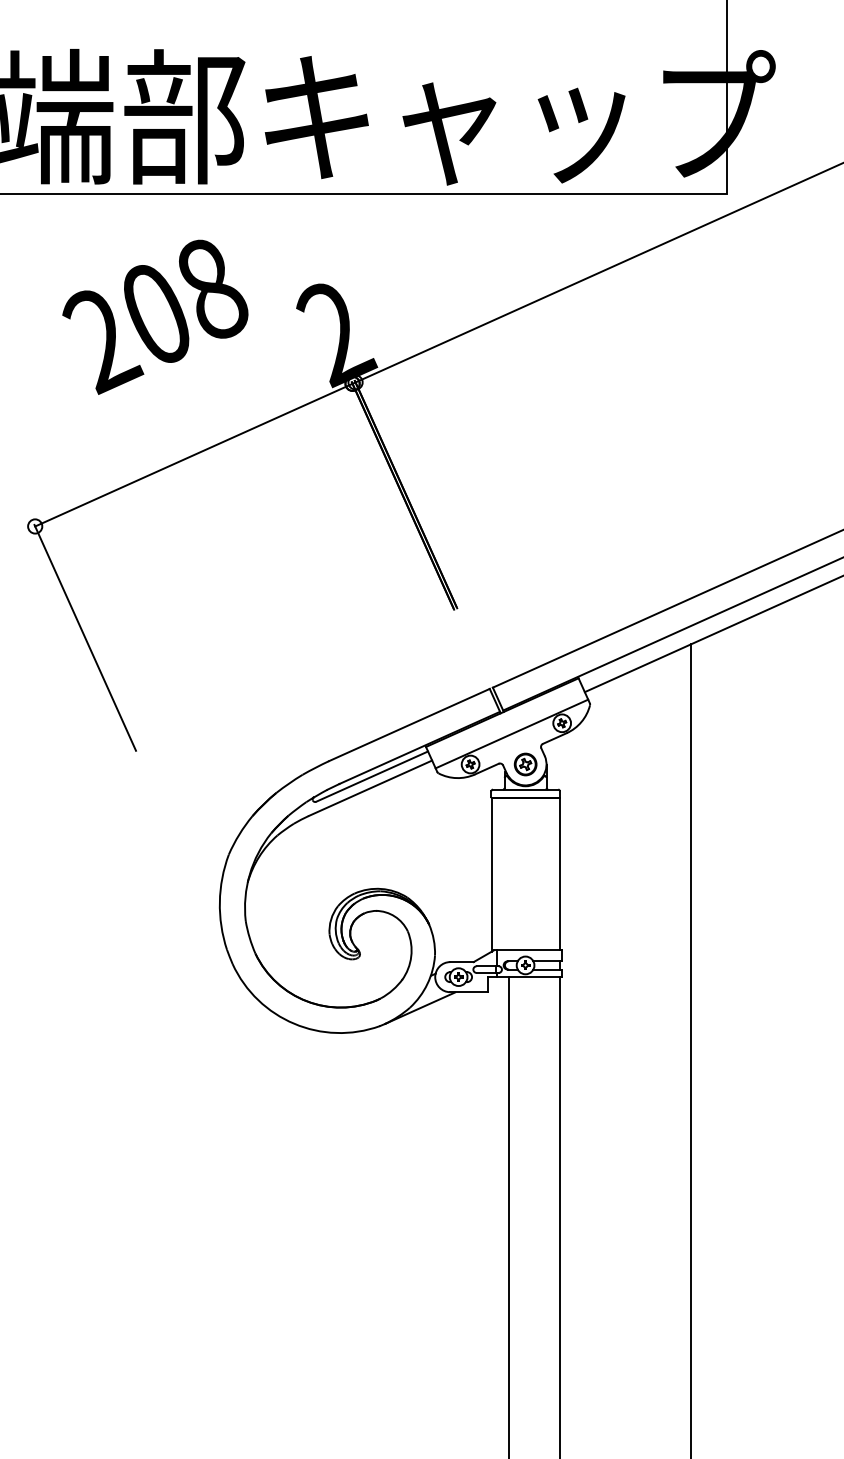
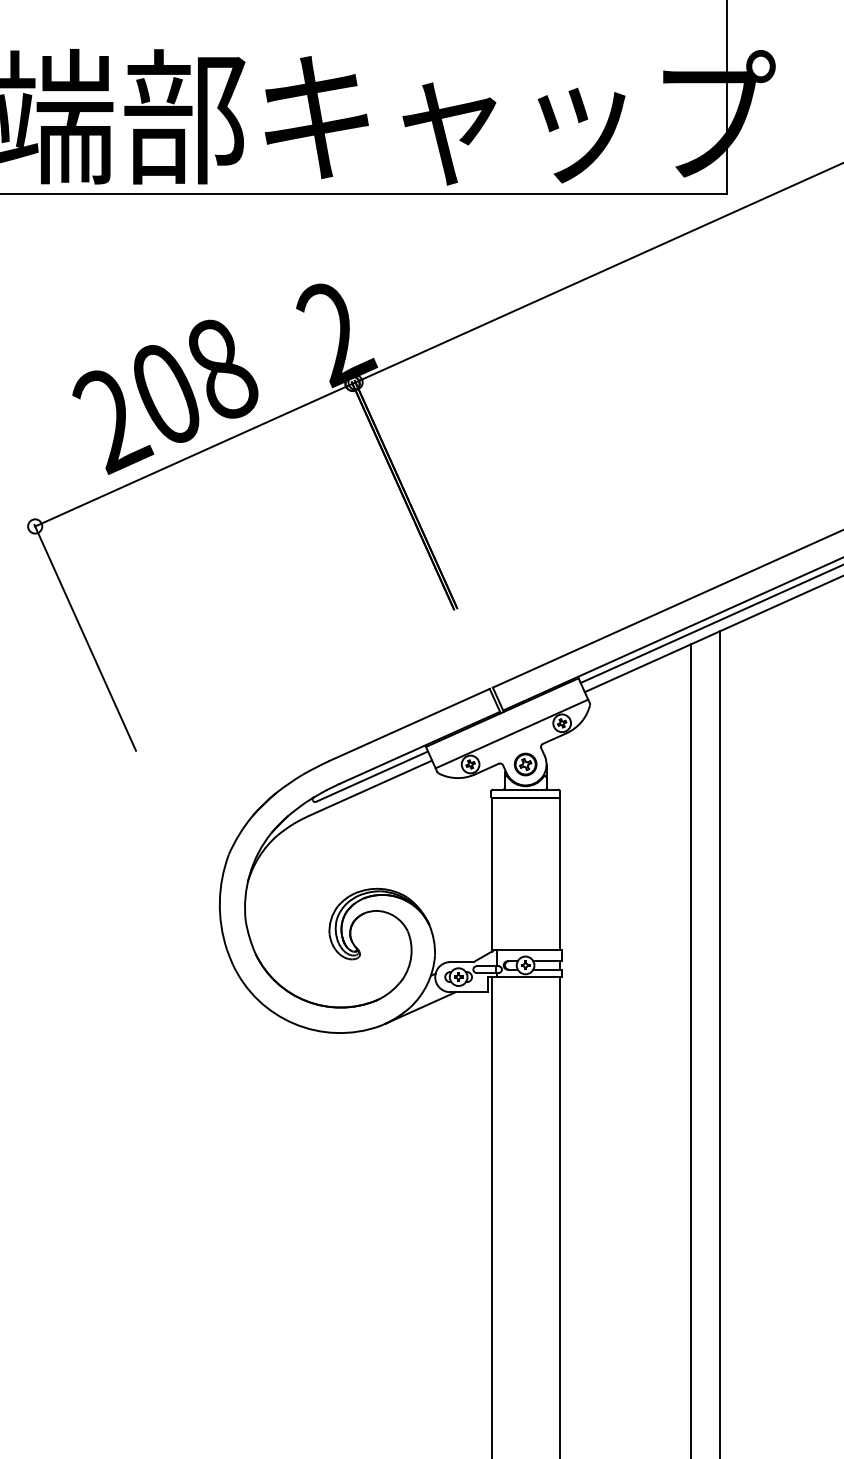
text position: (155, 316) -> (165, 396) (165, 396)
line: none -> present (710, 623)
line: none -> present (719, 1042)
line position: (508, 1216) -> (491, 1216) (491, 1216)
